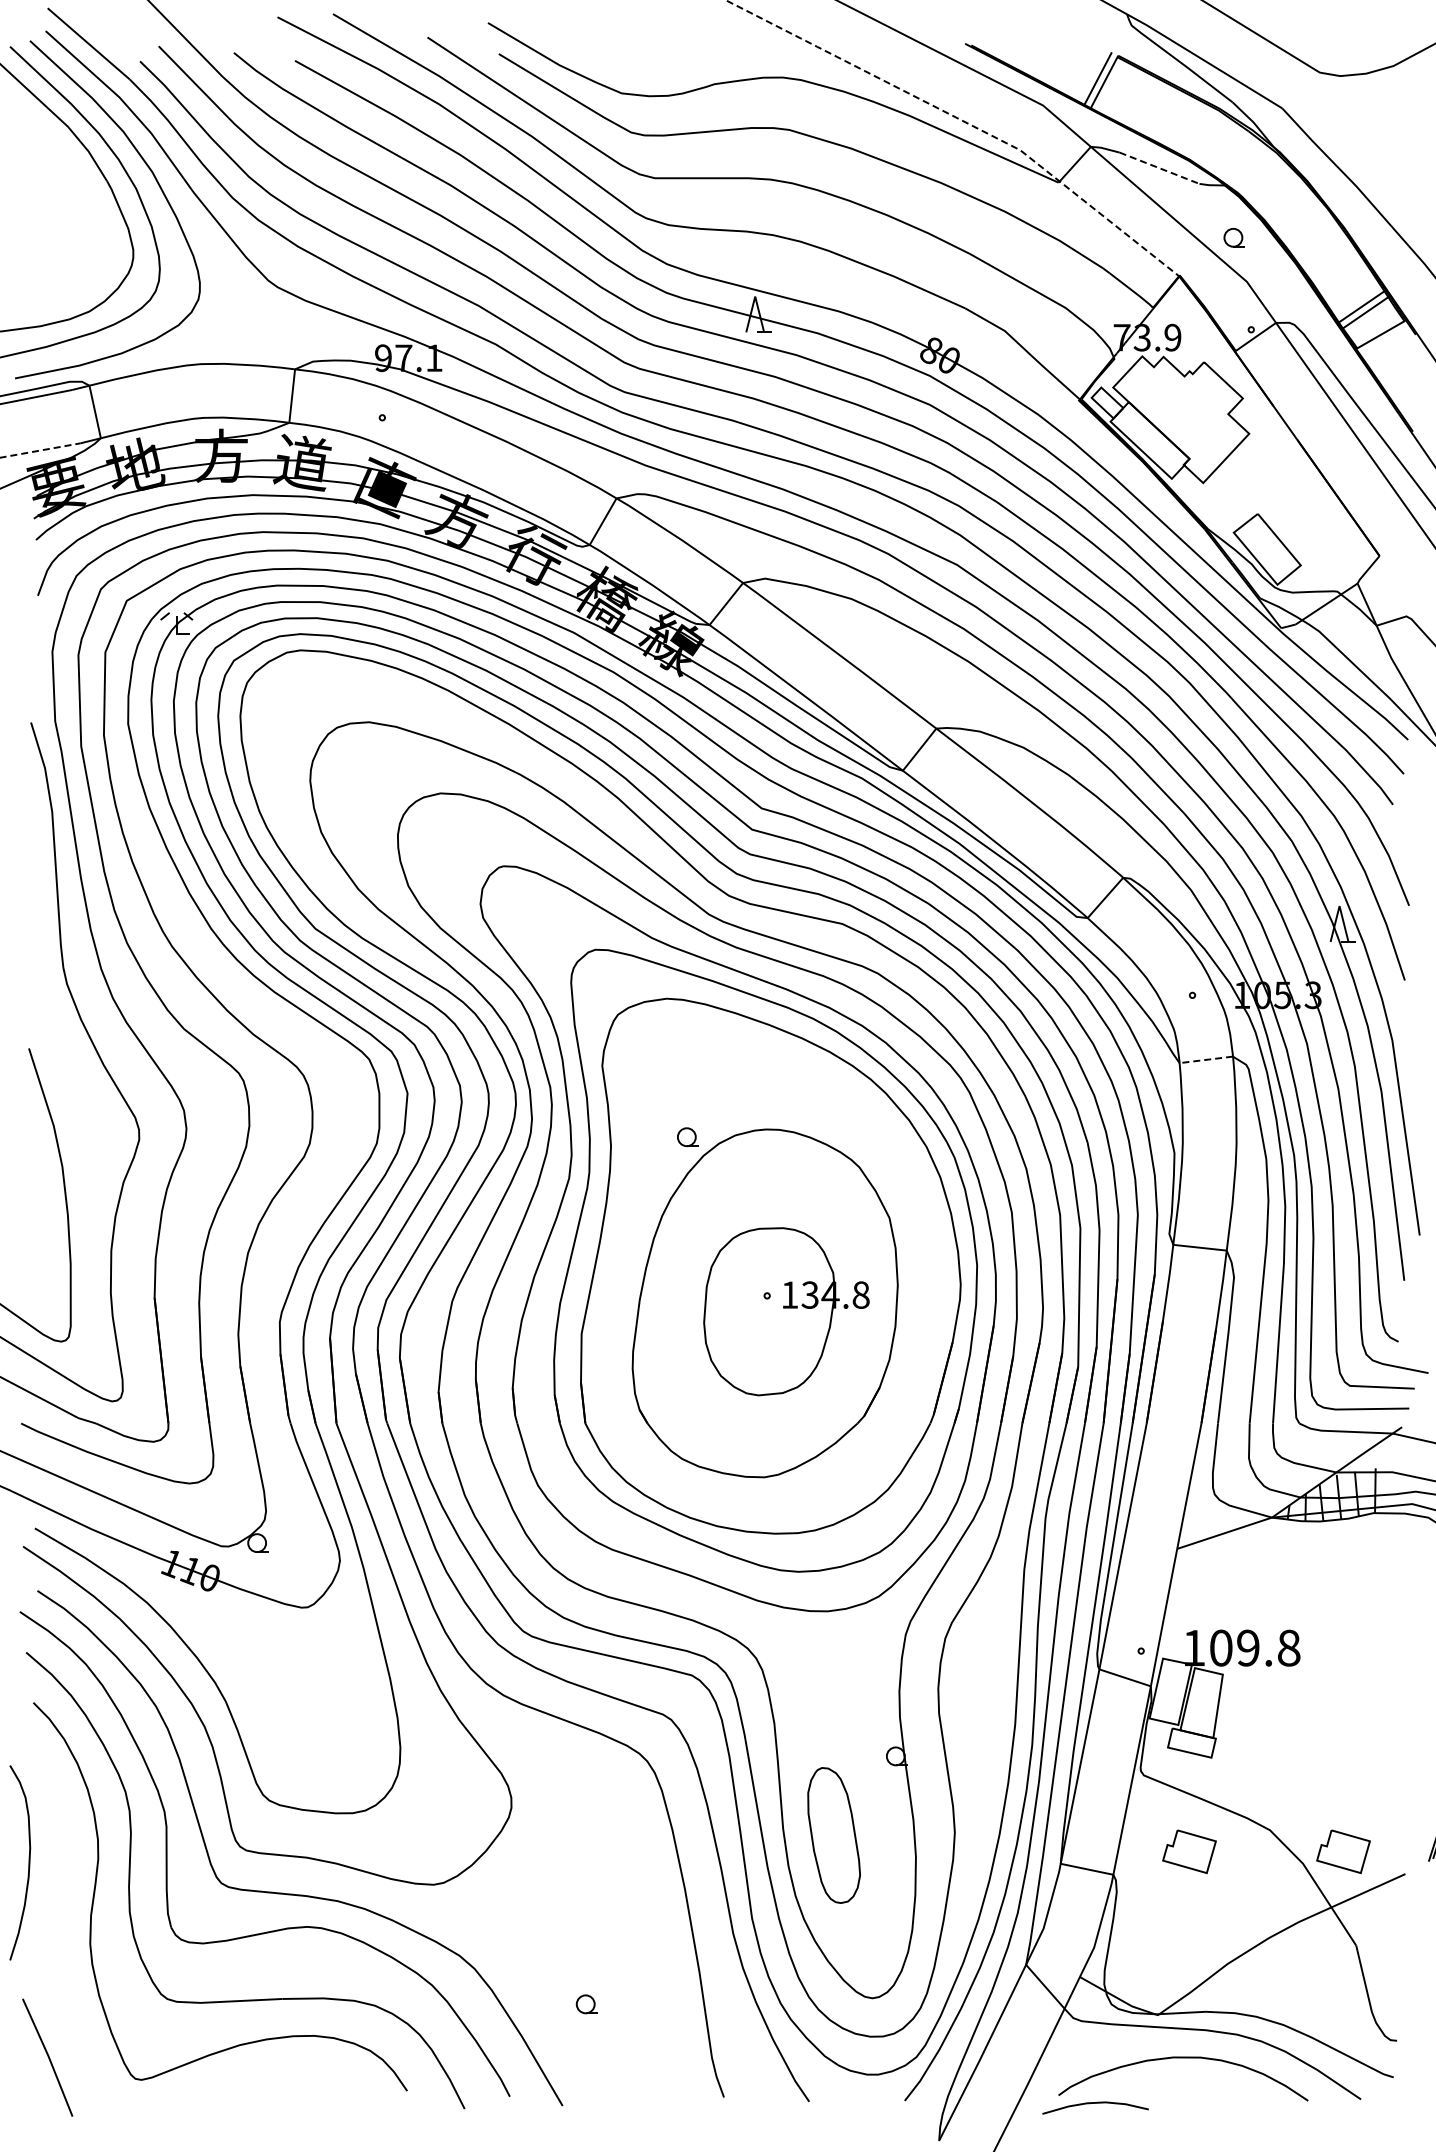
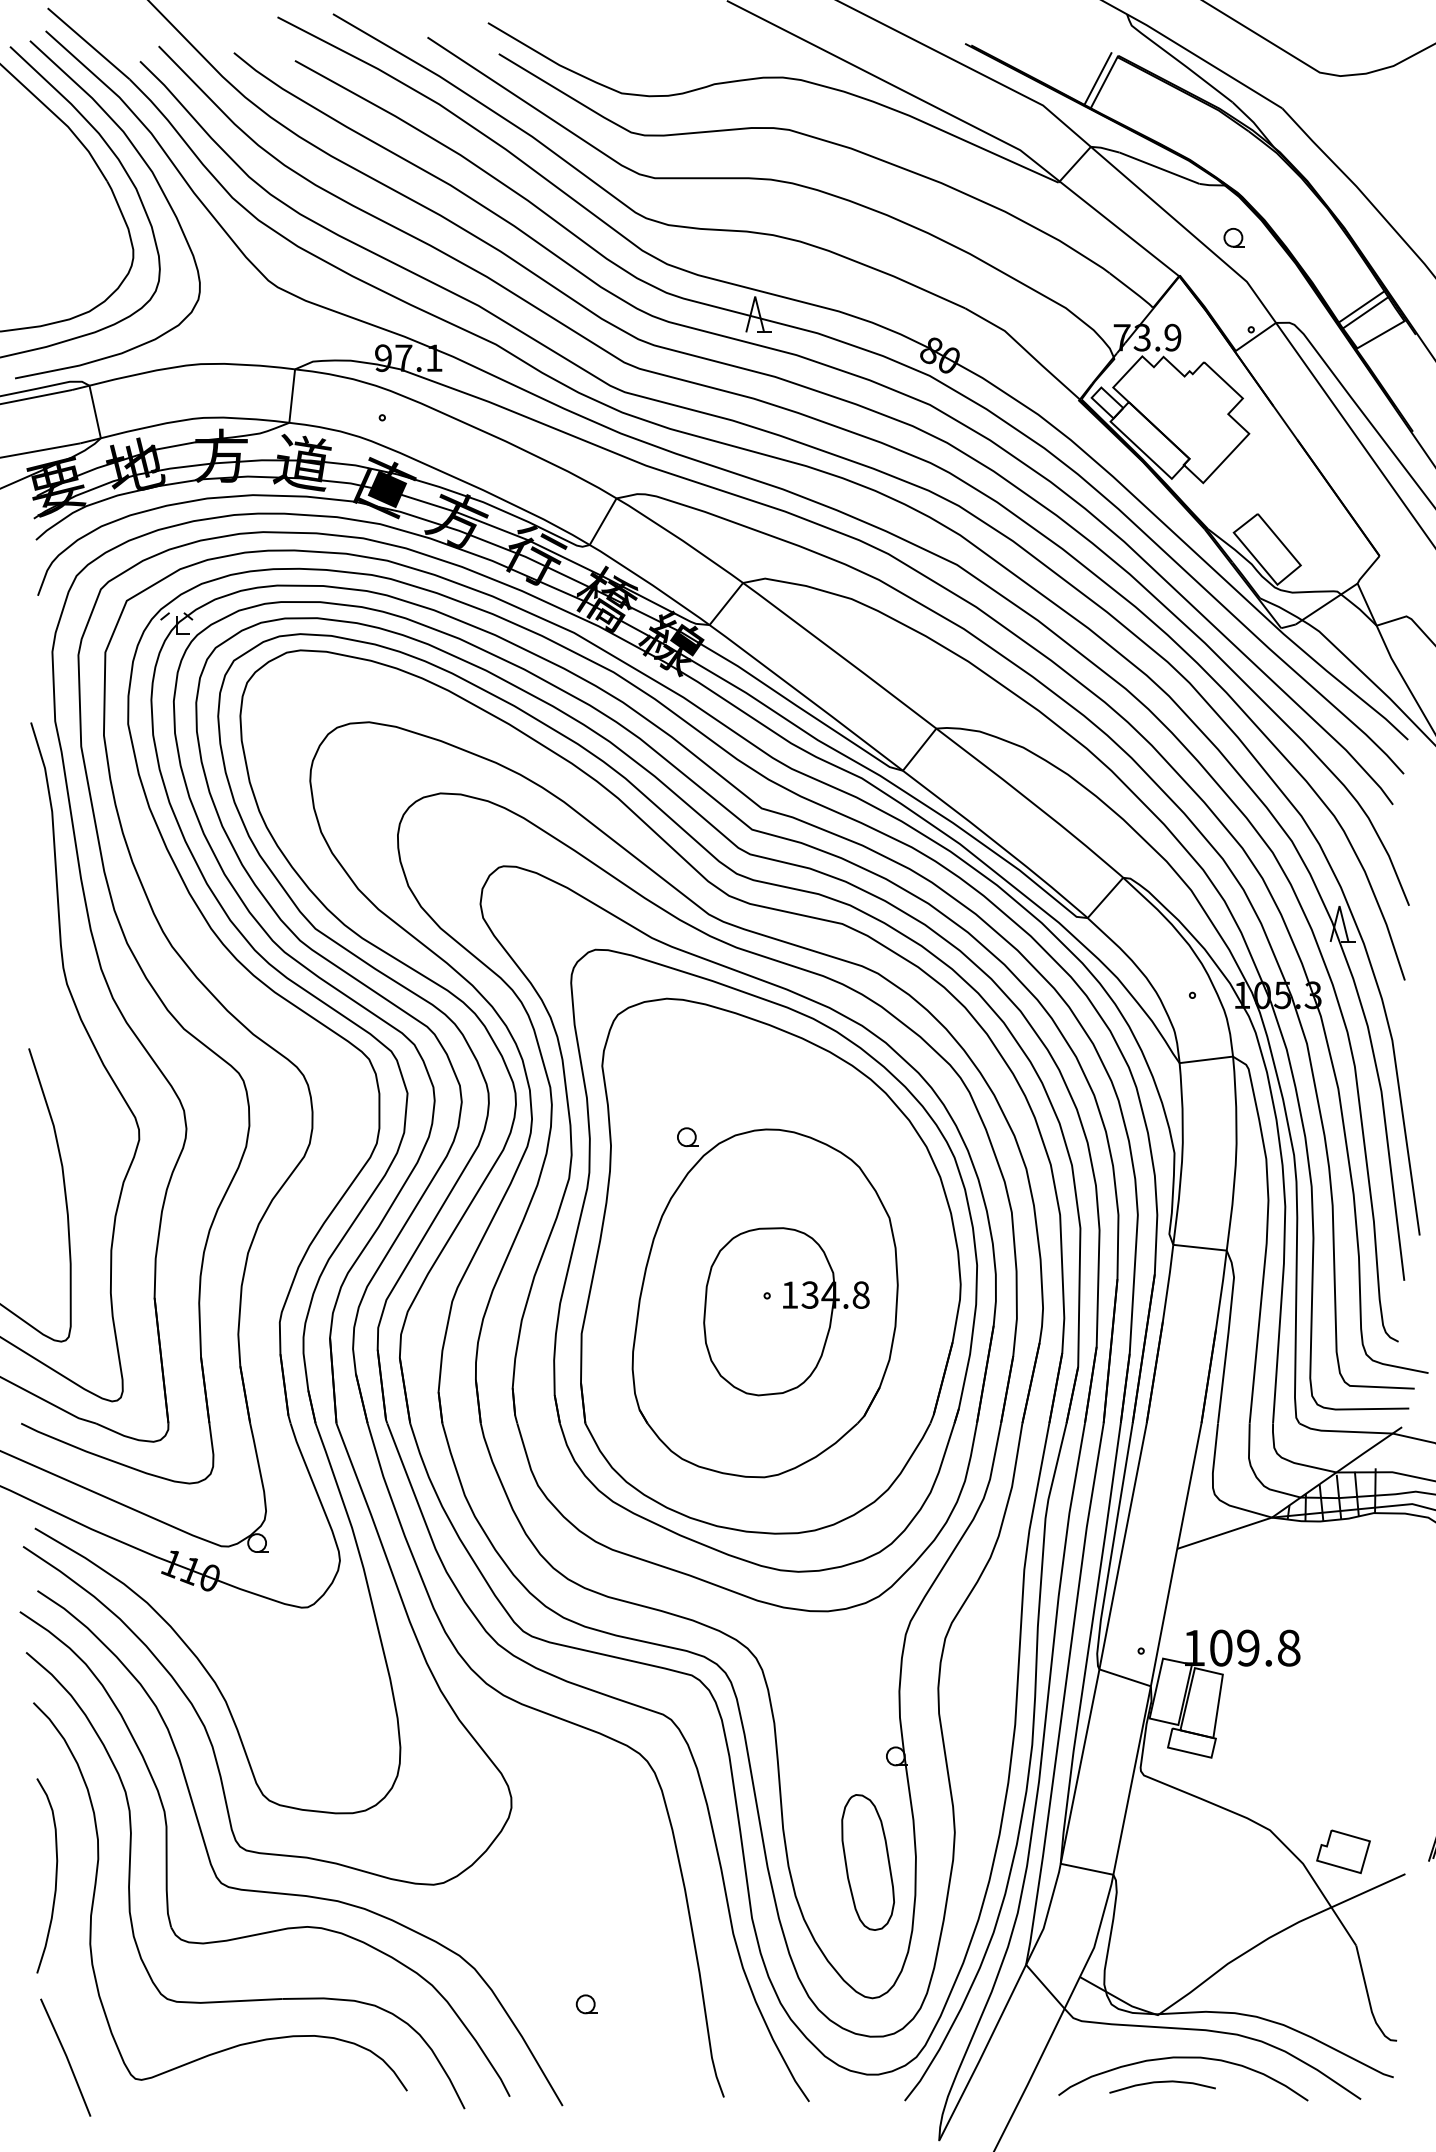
line: dashed -> solid (964, 121)
line: dashed -> solid (1159, 168)
line: dashed -> solid (40, 450)
line: dashed -> solid (1206, 1059)
part position: (833, 1835) -> (867, 1862) (867, 1862)
part: present -> none (1189, 1851)
curve position: (28, 1862) -> (55, 1875) (55, 1875)
line position: (47, 2056) -> (65, 2056) (65, 2056)
curve position: (1095, 2103) -> (1162, 2082) (1162, 2082)
